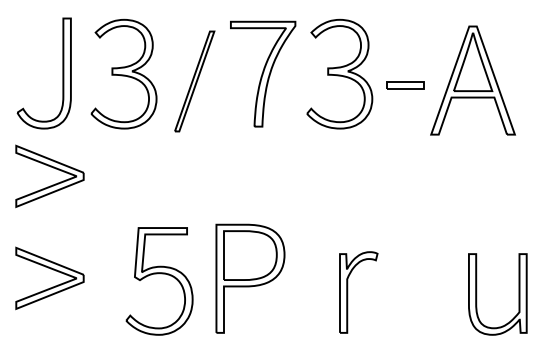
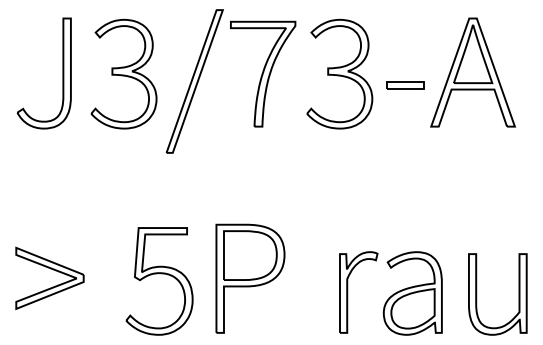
part position: (472, 80) -> (472, 72) (472, 72)
part size: 42x103 px -> 59x145 px (194, 81)
part: present -> none (52, 184)
part: none -> present (412, 293)
